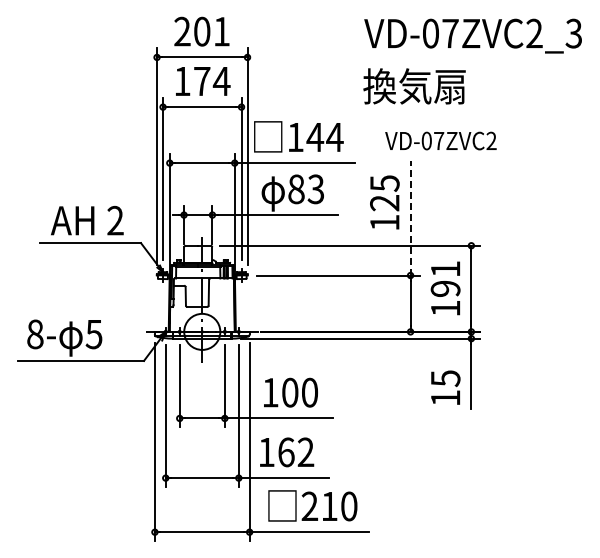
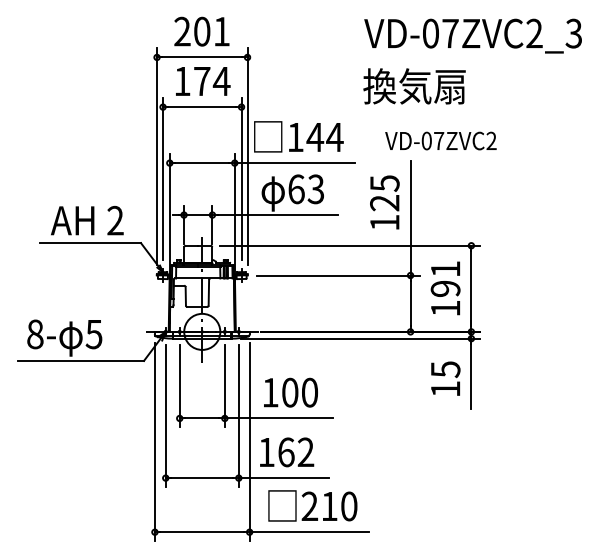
text: 83 -> 63 (296, 189)
line: dashed -> solid (410, 217)
text position: (445, 387) -> (445, 378) (445, 378)
